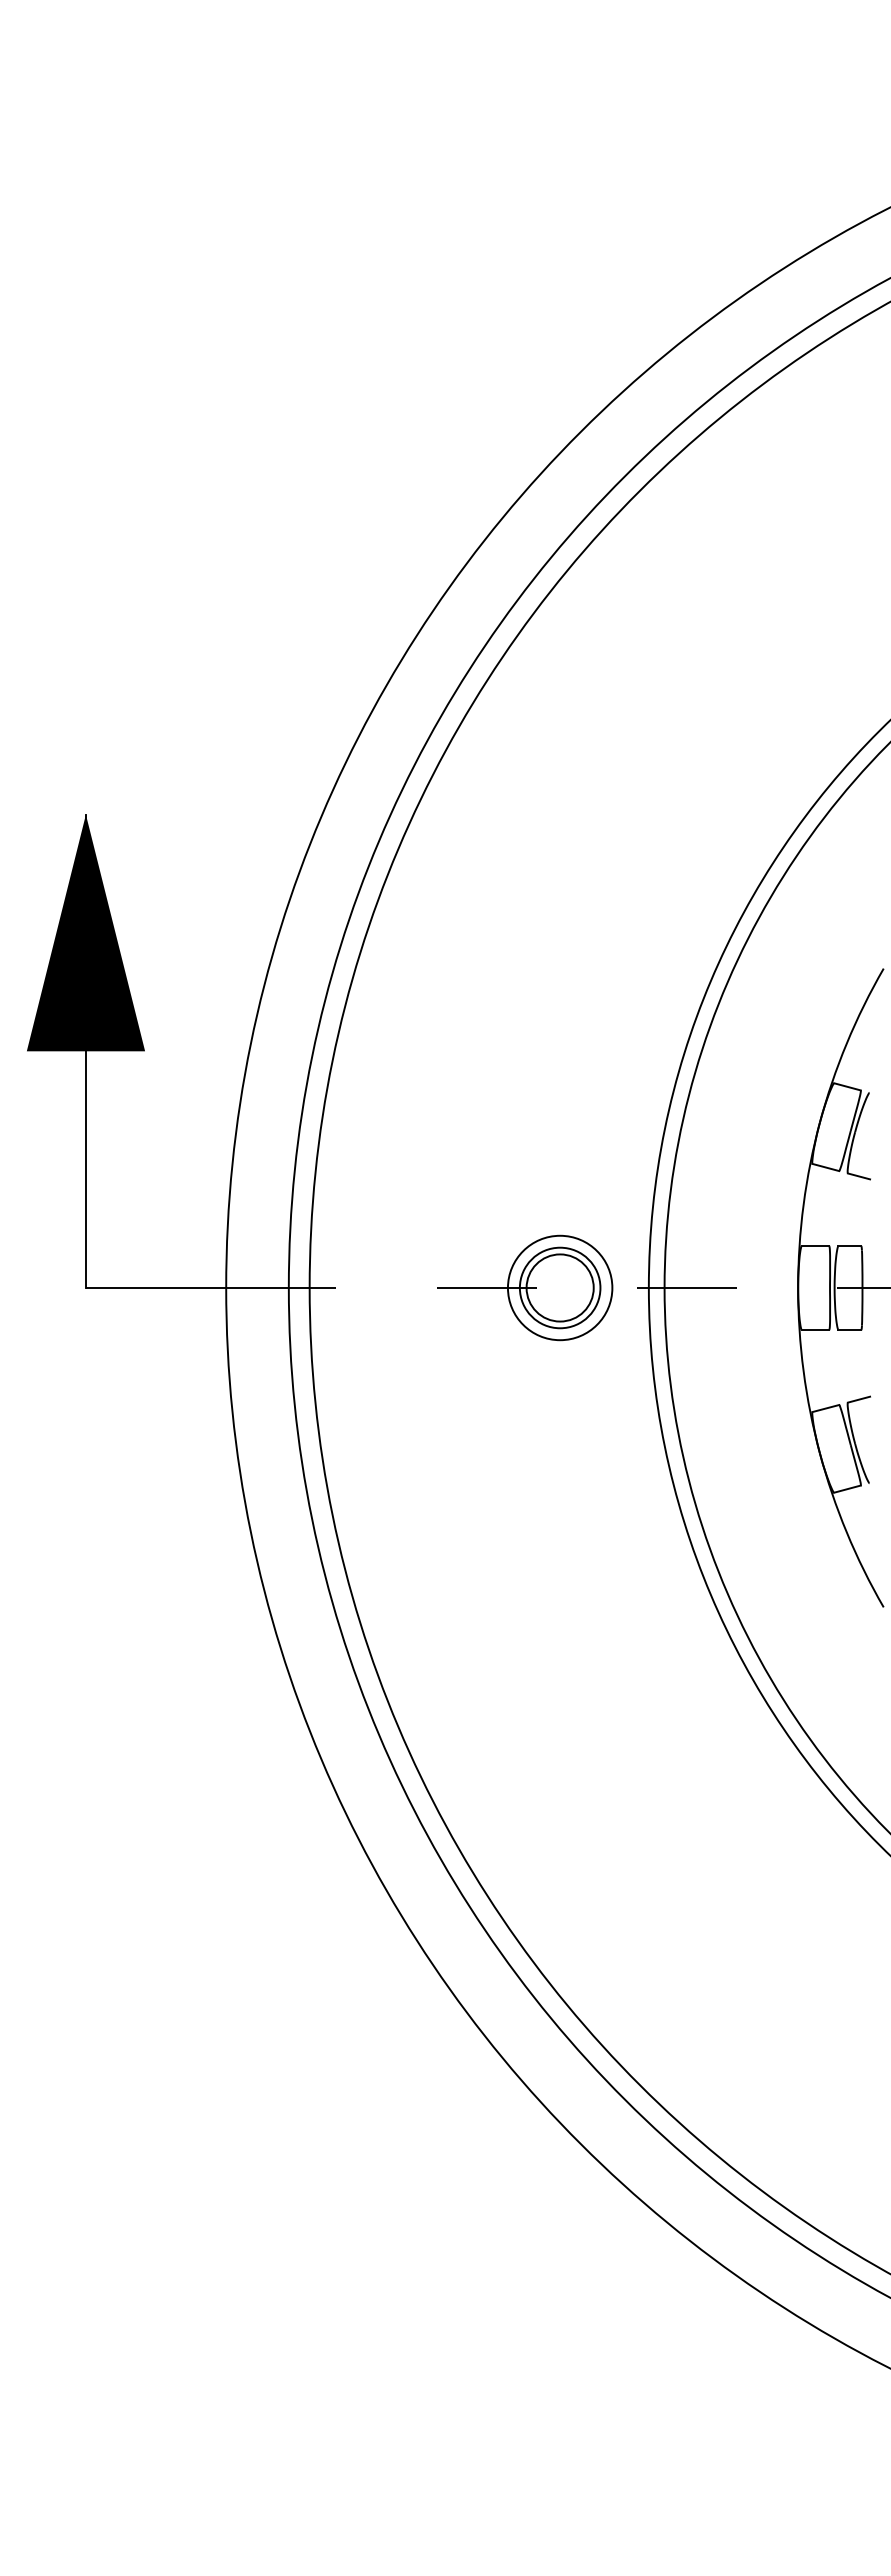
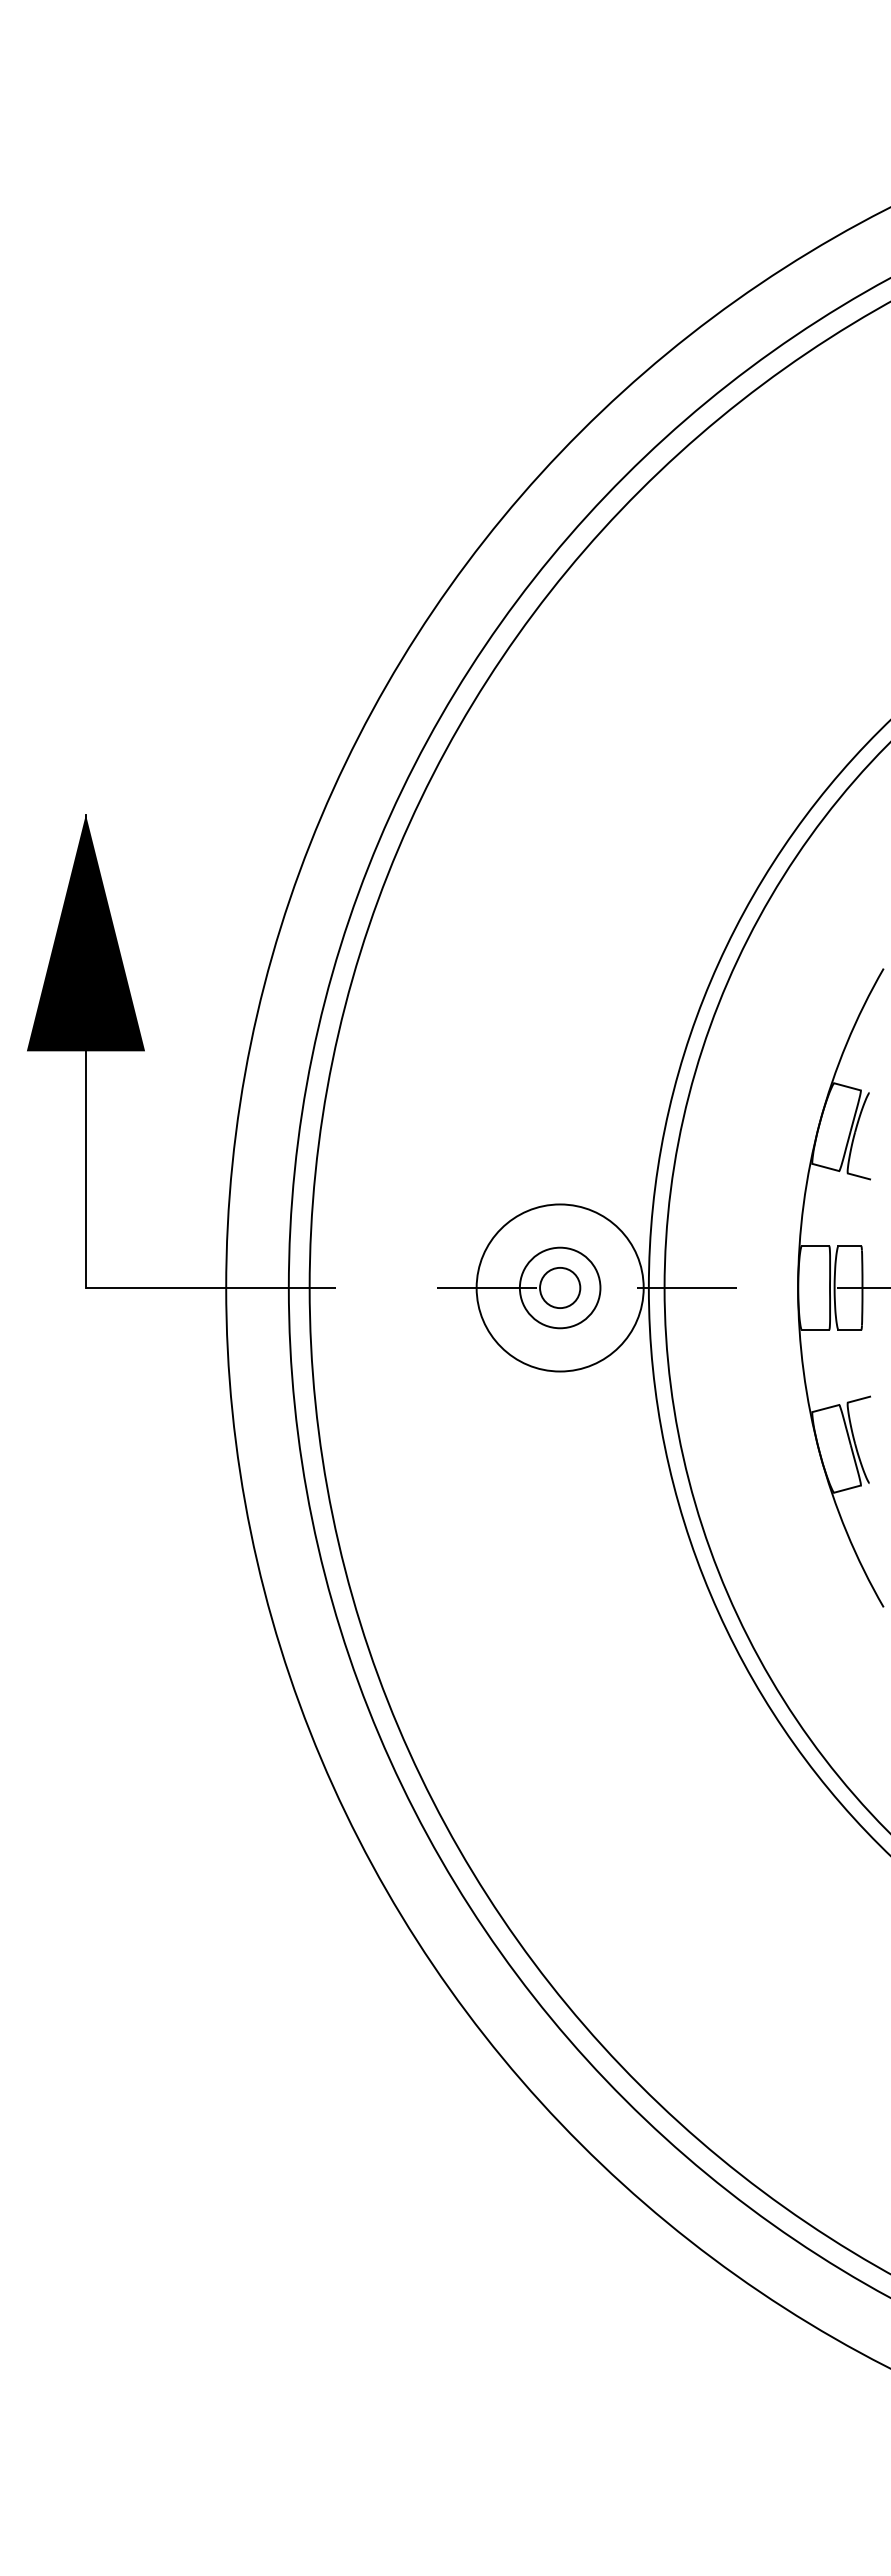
circle diameter: 104 px -> 167 px (559, 1287)
circle diameter: 67 px -> 40 px (560, 1287)
